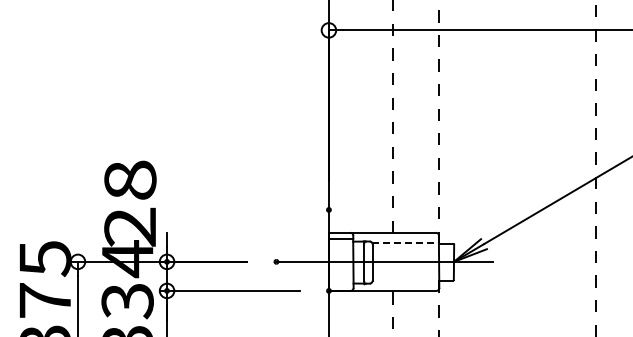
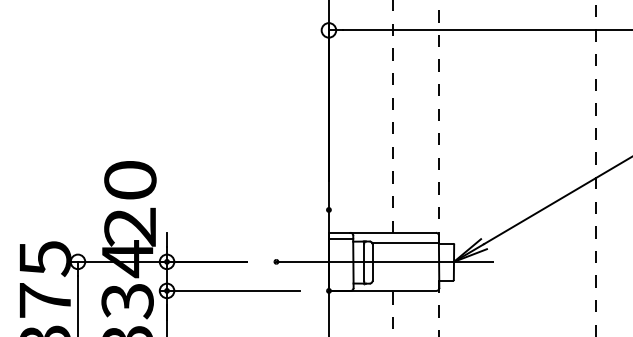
text: 28 -> 20 (130, 179)
line: dashed -> solid (406, 242)
